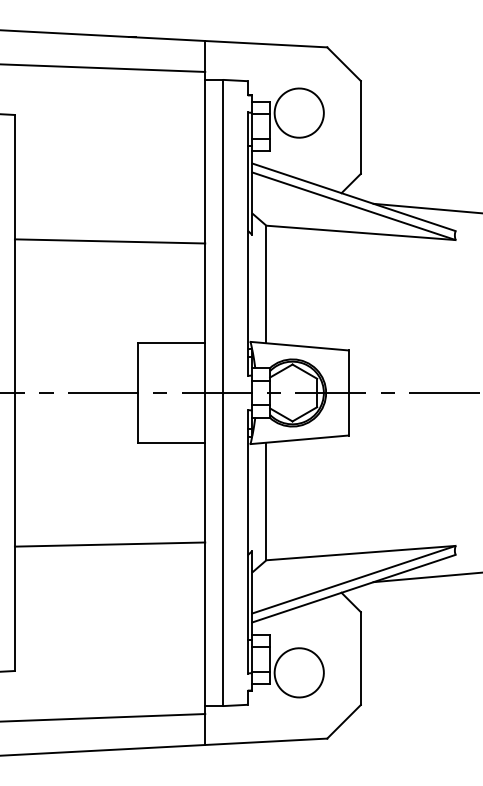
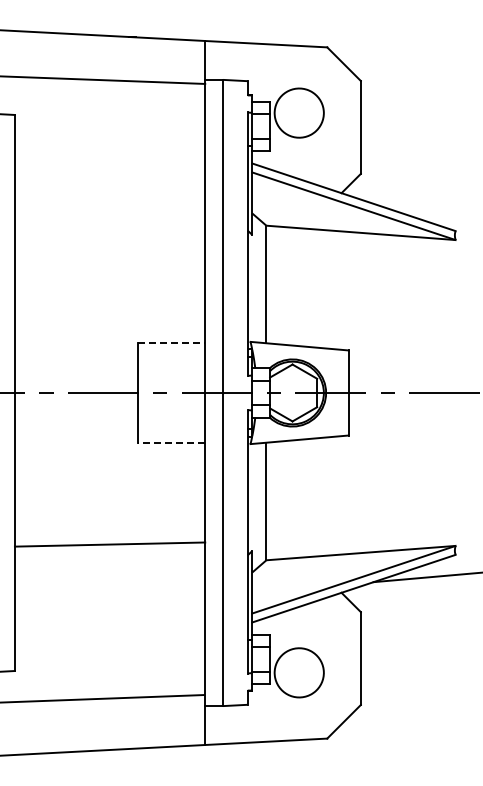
line position: (103, 67) -> (103, 79) (103, 79)
line: present -> none (426, 208)
line: present -> none (109, 241)
line: solid -> dashed (171, 342)
line: solid -> dashed (171, 443)
line position: (103, 717) -> (103, 698) (103, 698)
